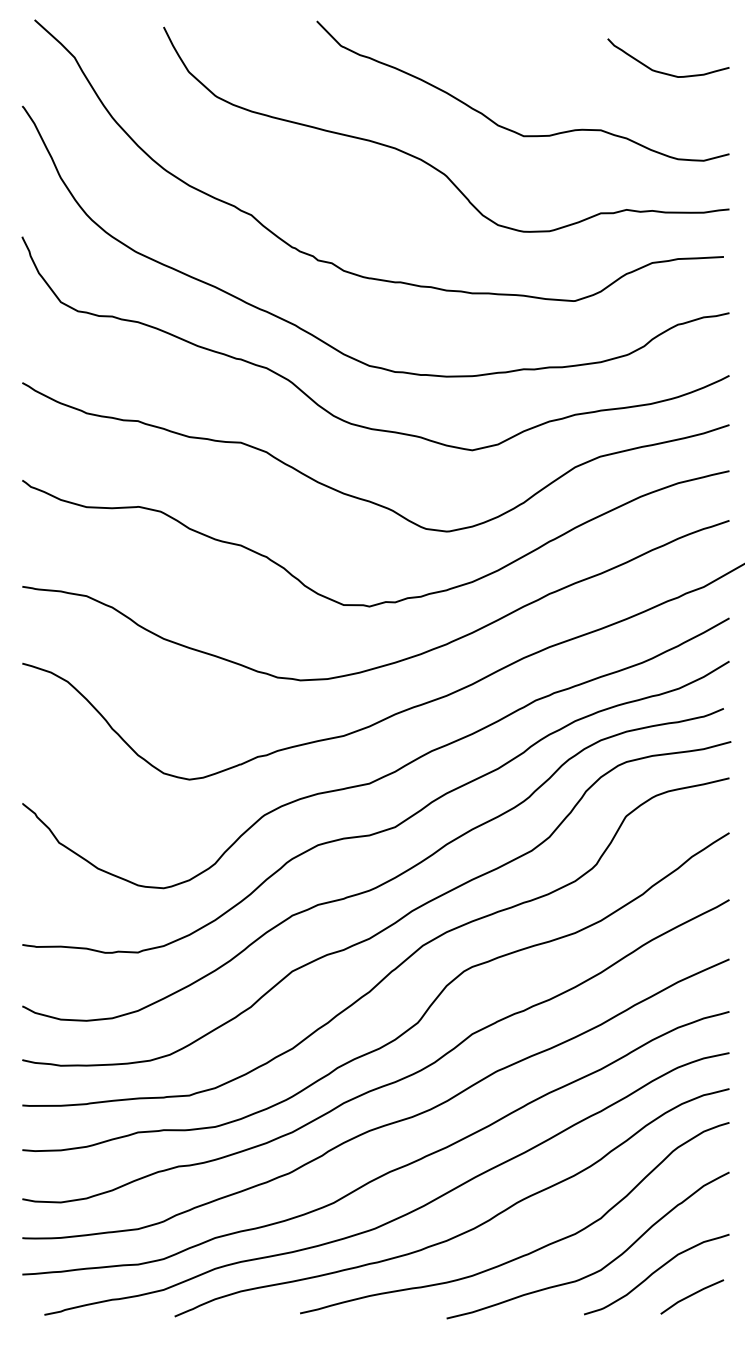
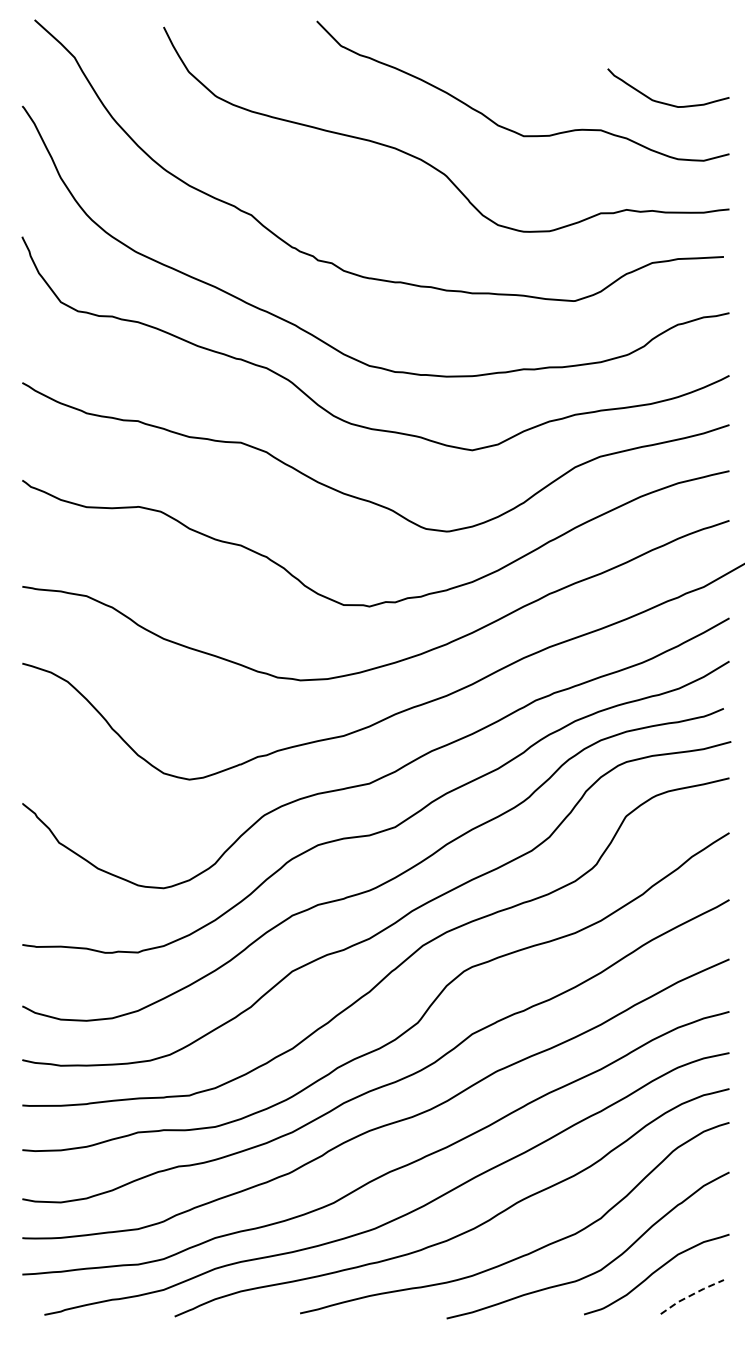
curve position: (665, 72) -> (665, 102) (665, 102)
line: solid -> dashed (691, 1295)
